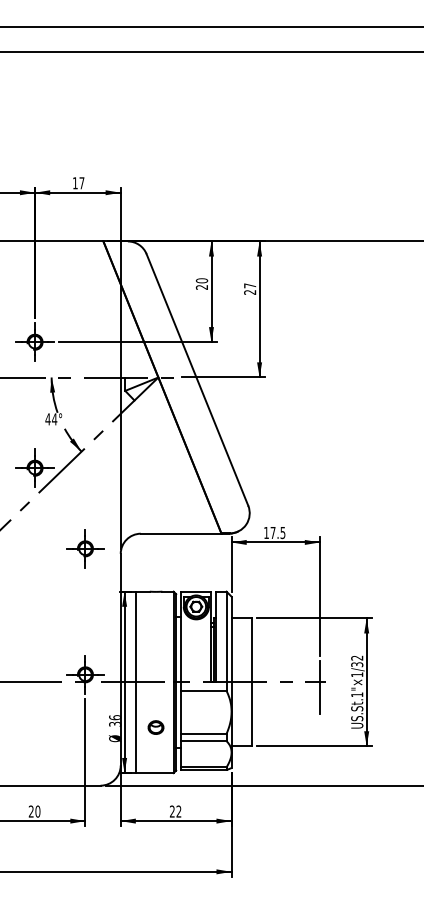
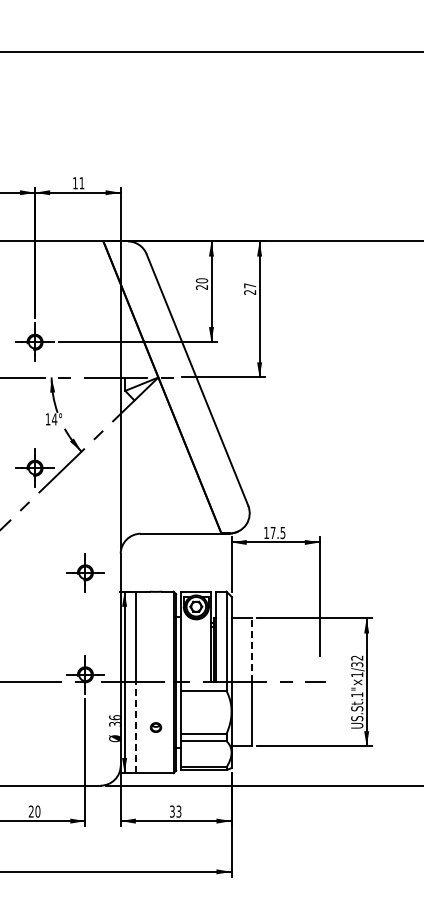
line: present -> none (211, 27)
text: 17 -> 11 (81, 183)
text: 44° -> 14° (47, 419)
part position: (85, 548) -> (85, 572) (85, 572)
line: solid -> dashed (251, 650)
line: present -> none (319, 686)
line: solid -> dashed (135, 727)
part size: 18x15 px -> 14x11 px (155, 727)
text: 22 -> 33 (175, 811)
